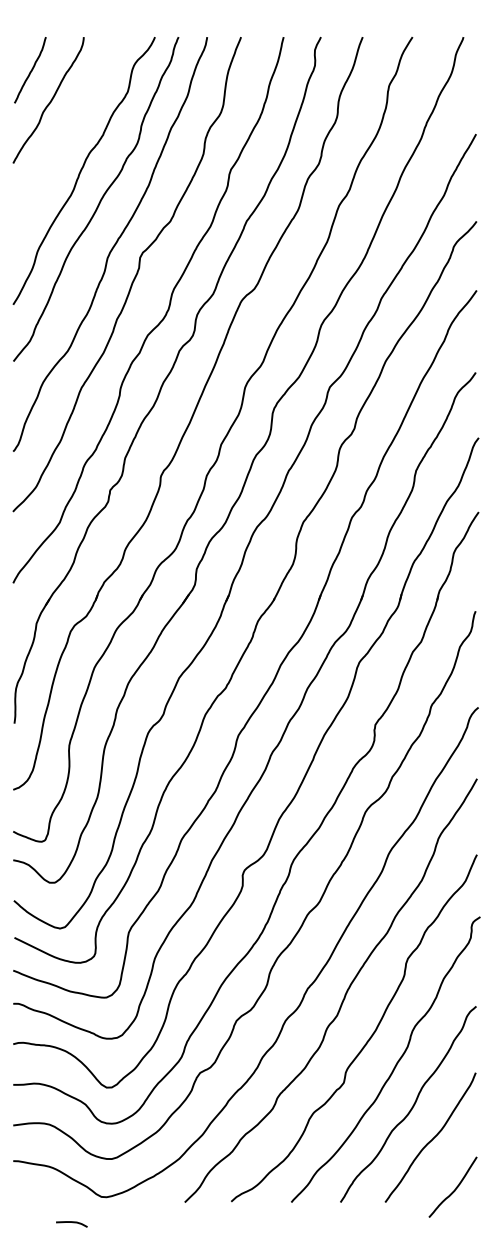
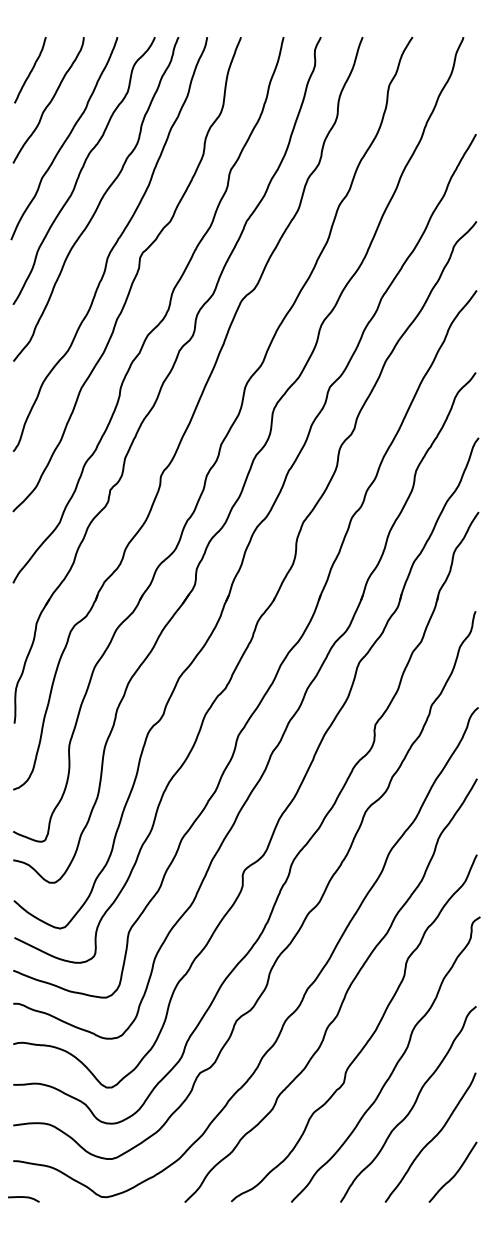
curve: none -> present (65, 139)
curve position: (455, 1187) -> (455, 1172) (455, 1172)
curve position: (72, 1223) -> (24, 1198) (24, 1198)
